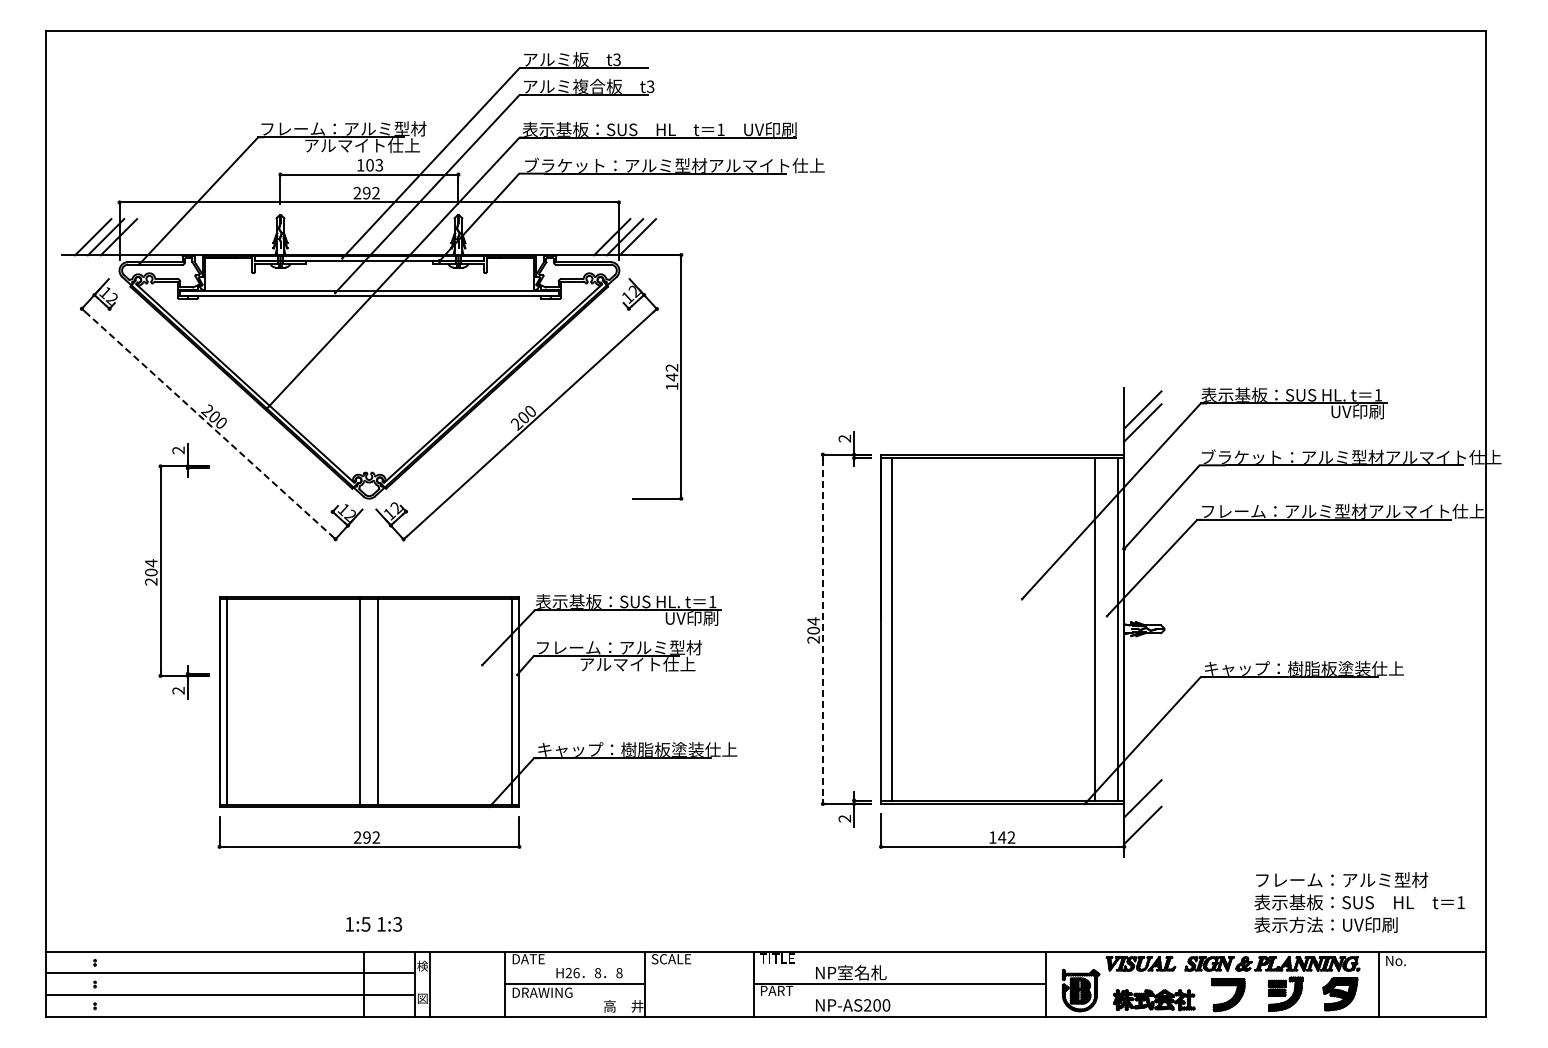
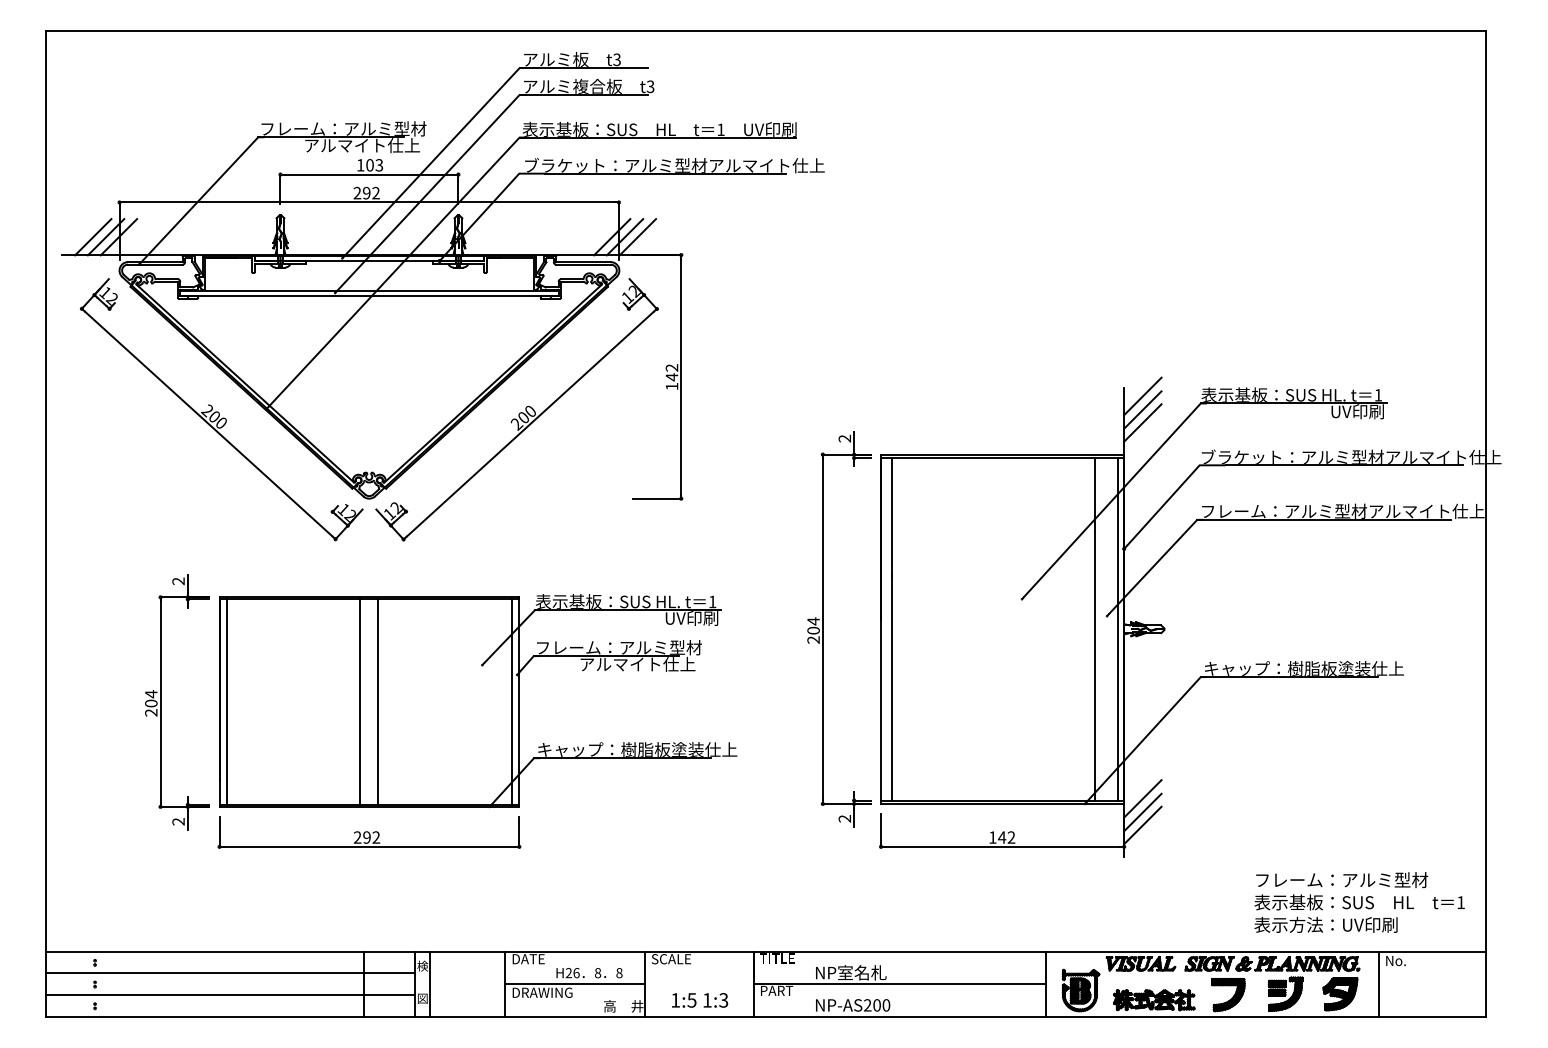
line: none -> present (1142, 396)
line: dashed -> solid (209, 424)
part position: (161, 571) -> (161, 702) (161, 702)
line: dashed -> solid (822, 629)
line: none -> present (1142, 812)
text position: (374, 924) -> (700, 1000) (700, 1000)
